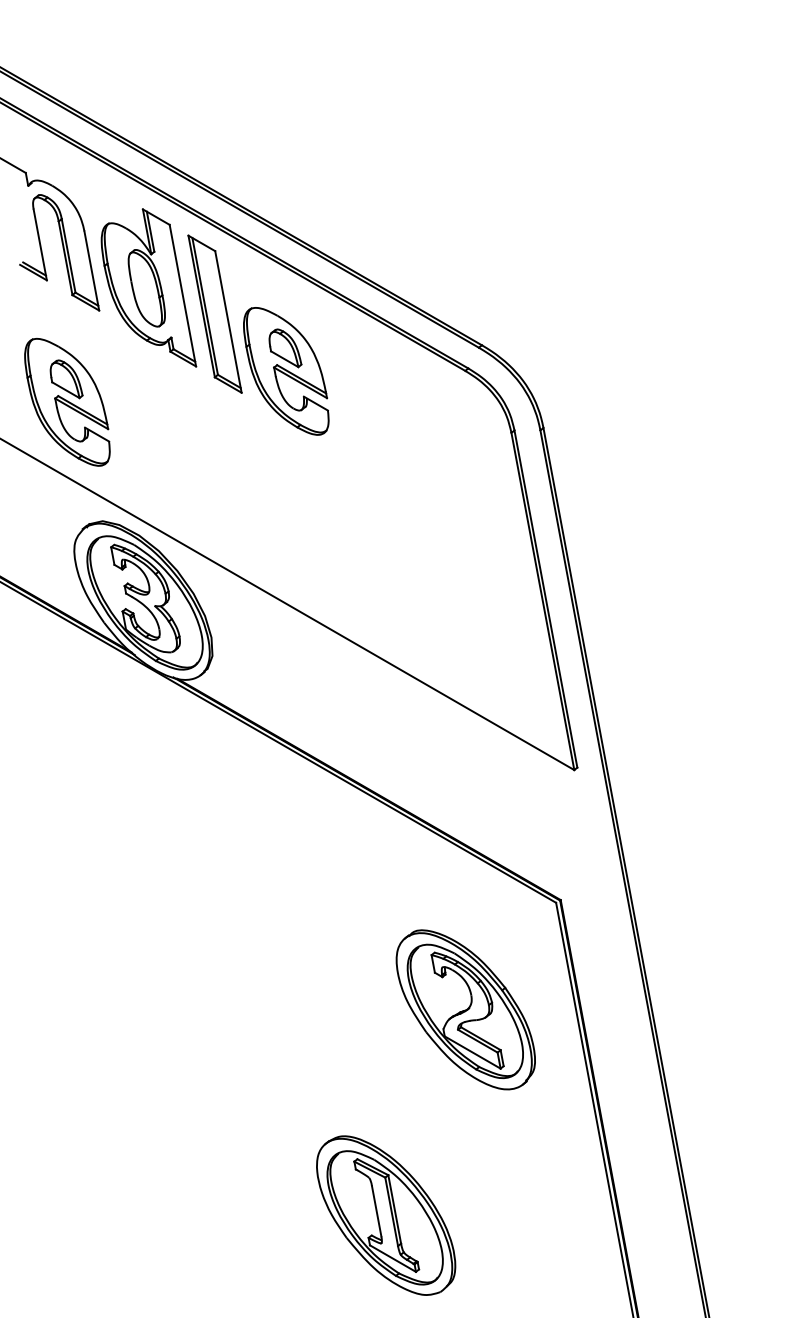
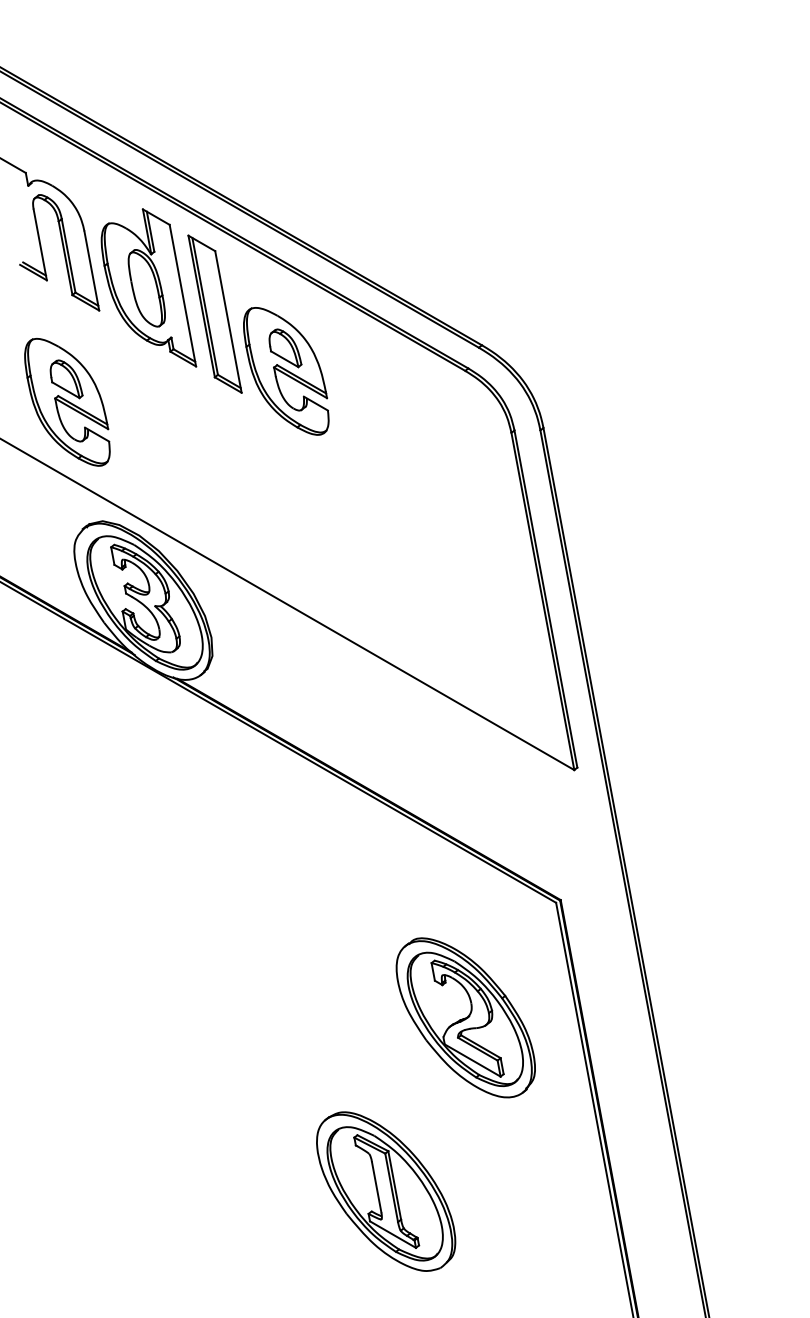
part position: (465, 1009) -> (465, 1017) (465, 1017)
part position: (386, 1215) -> (386, 1191) (386, 1191)
